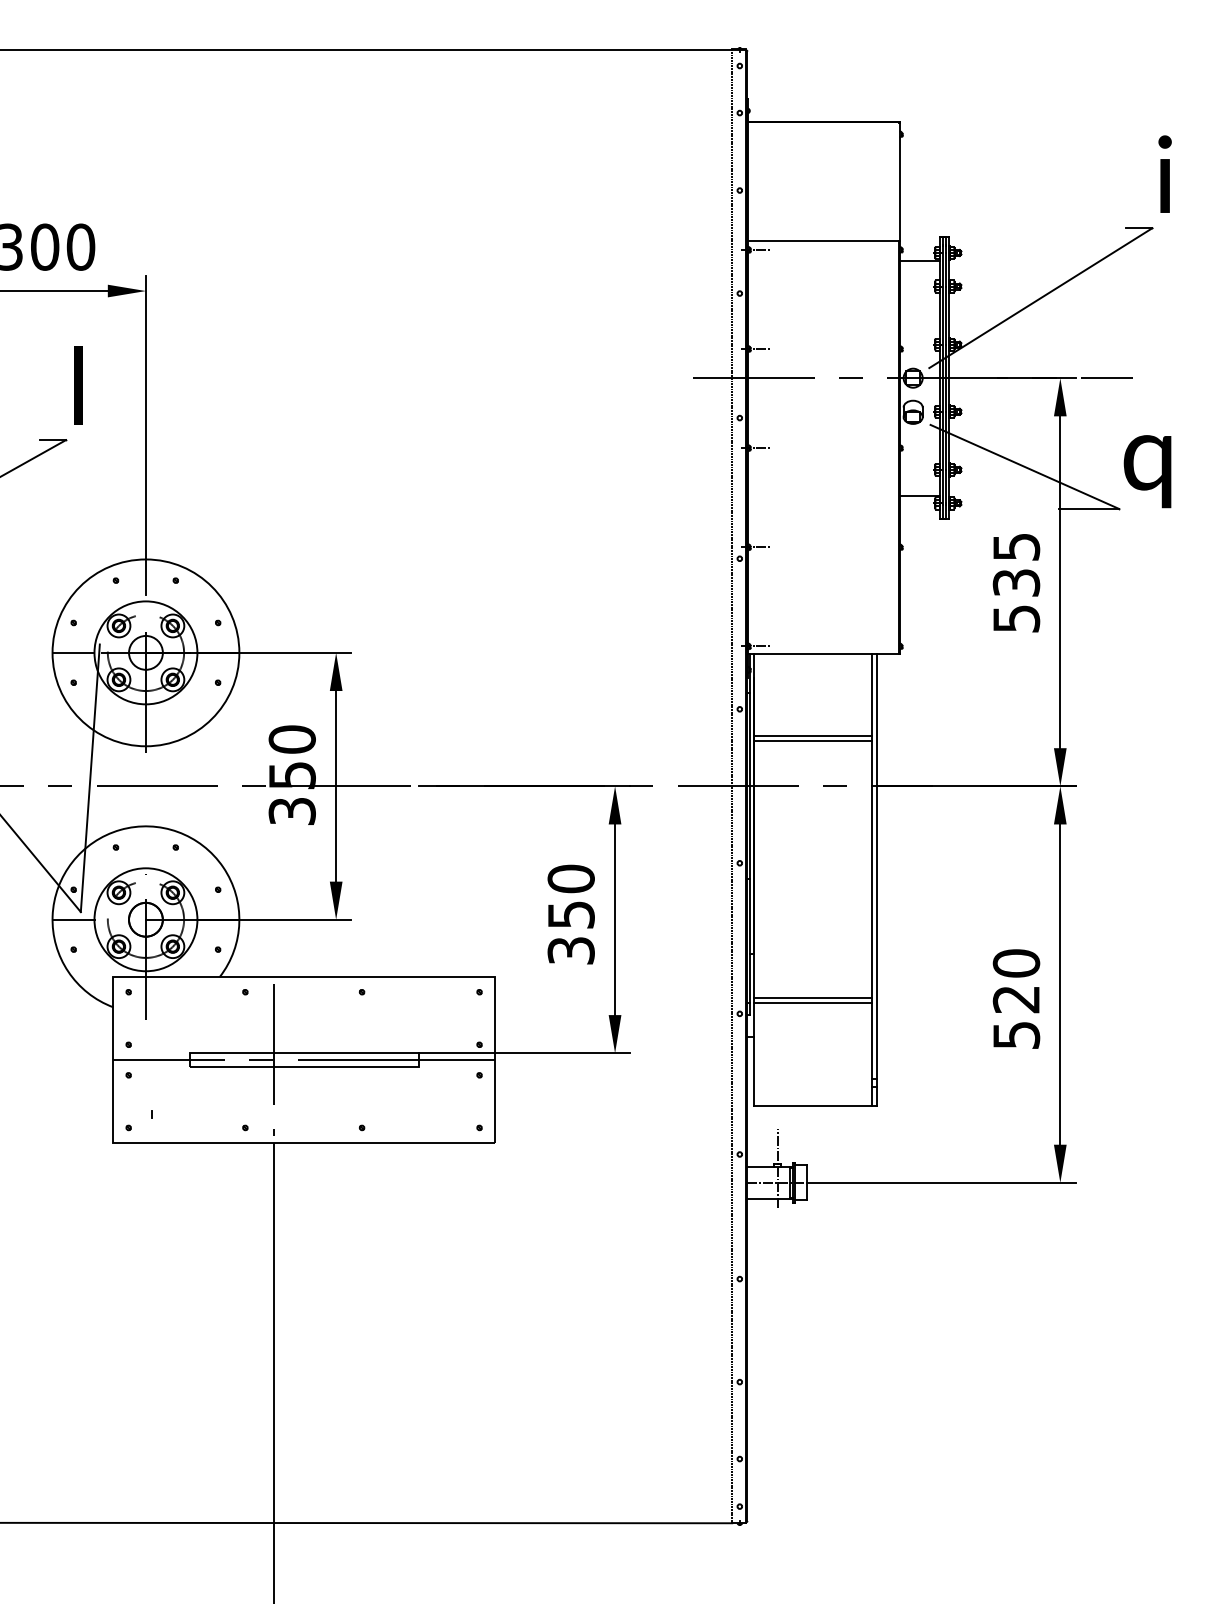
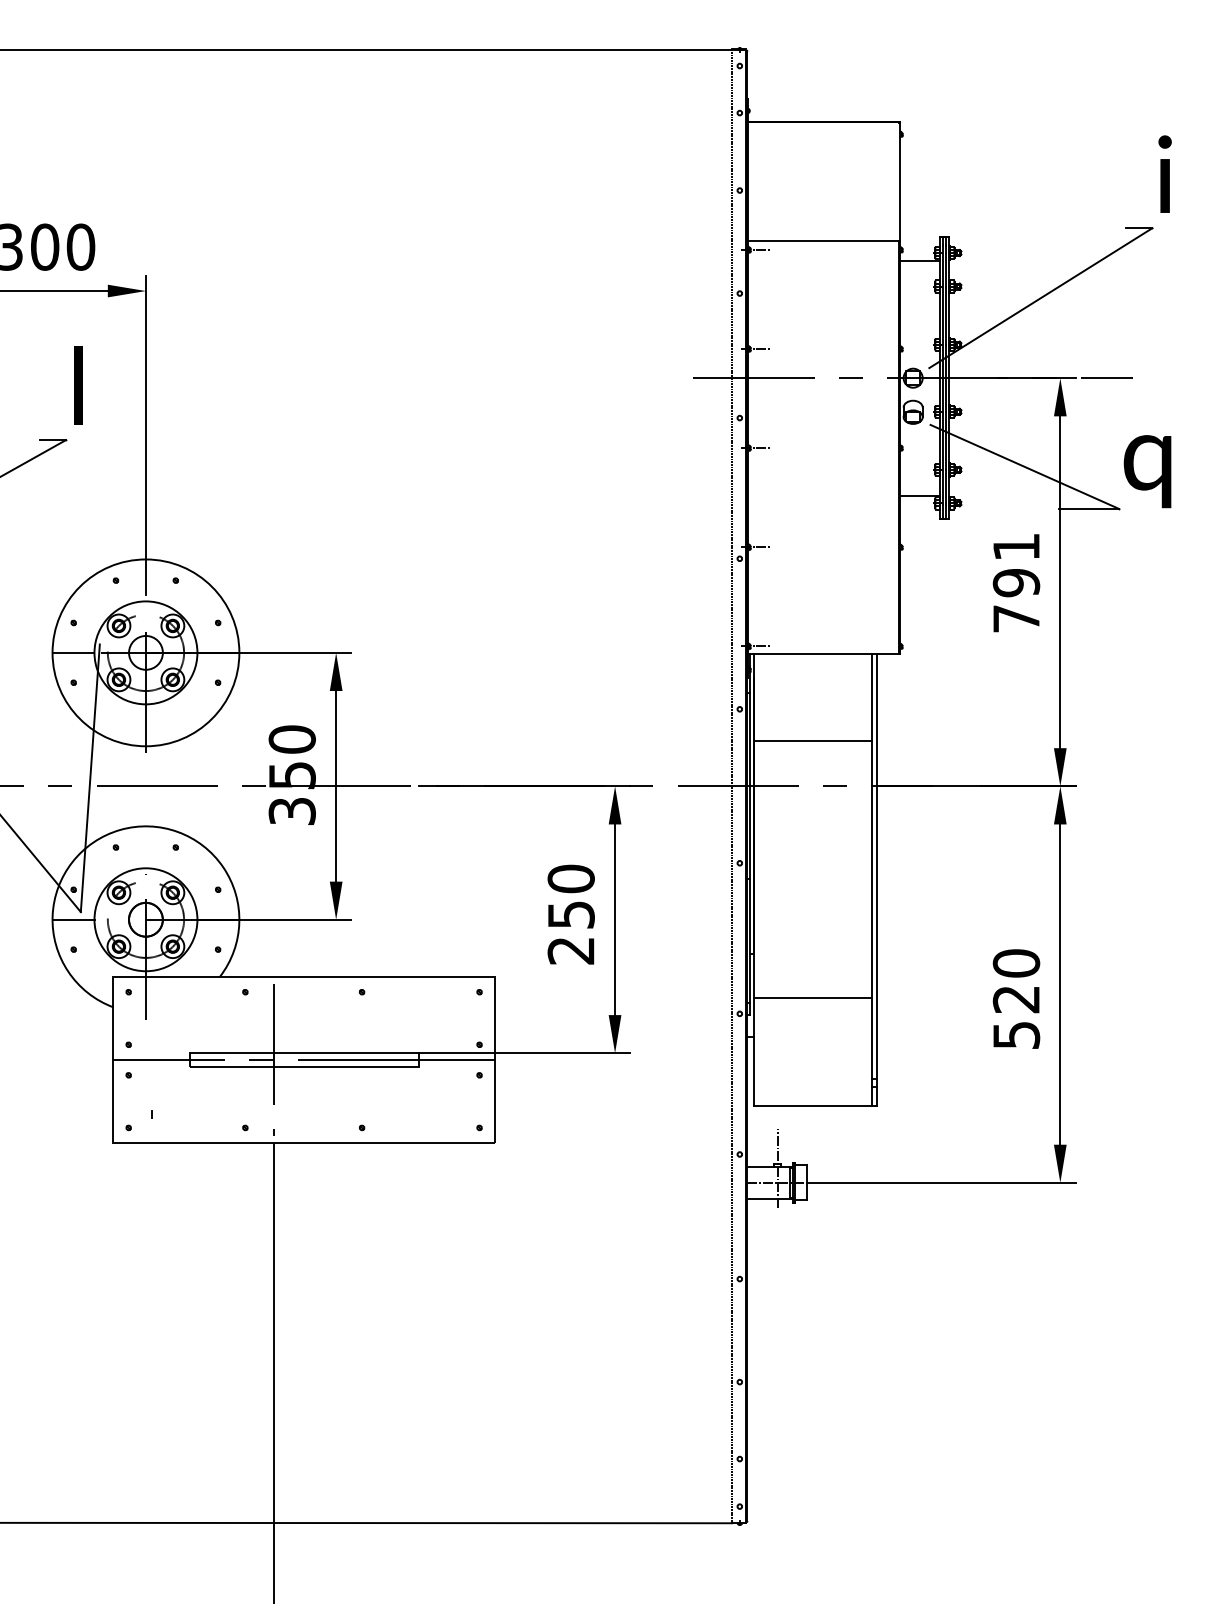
text: 535 -> 791 (1016, 583)
line: present -> none (813, 736)
text: 350 -> 250 (570, 950)
line: present -> none (813, 1002)
